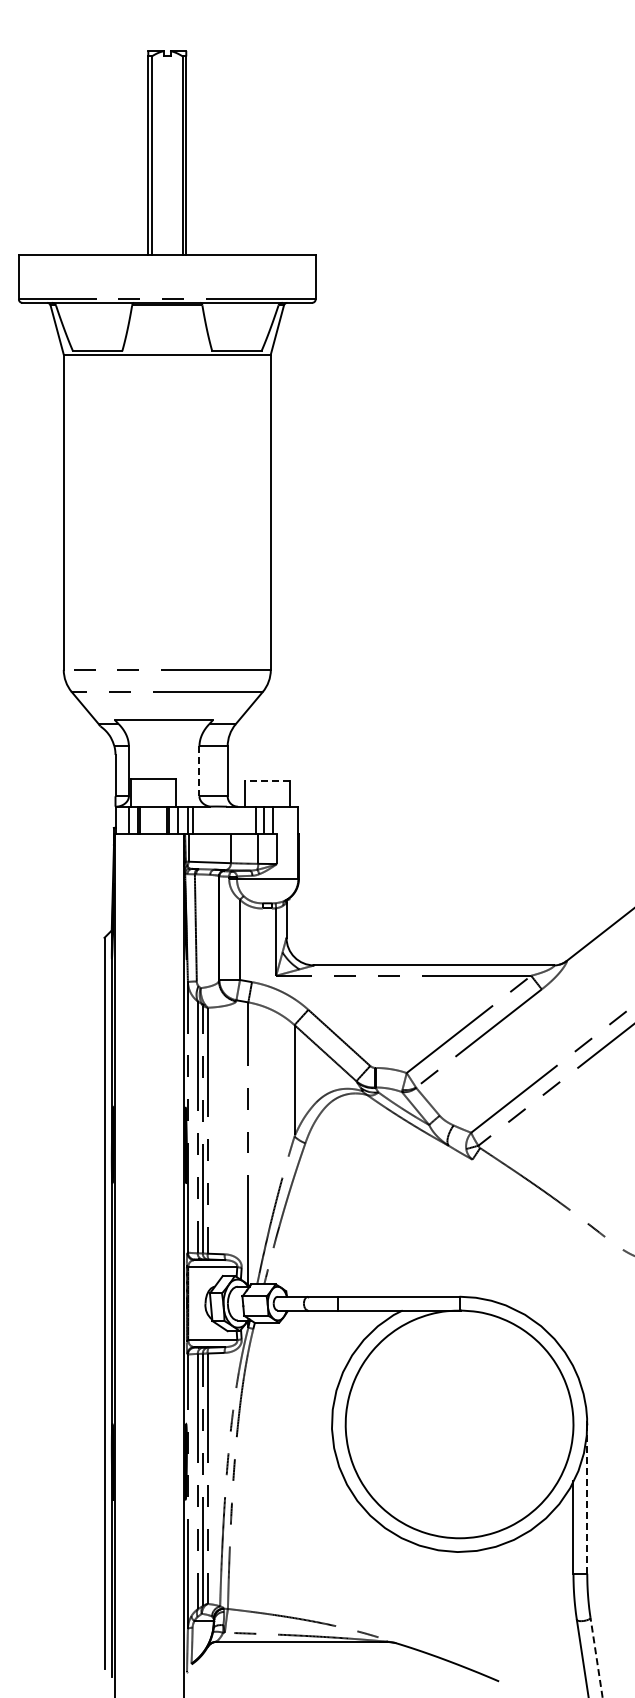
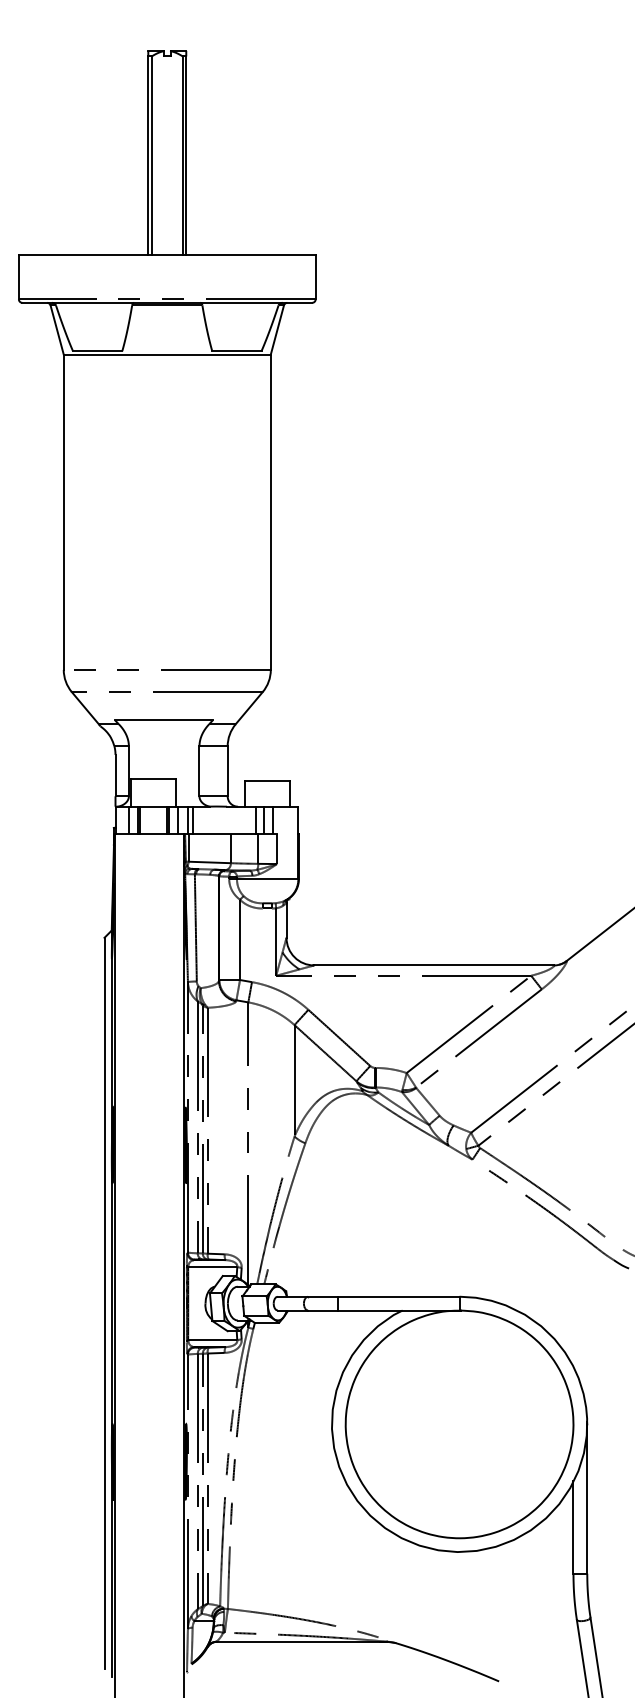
line: dashed -> solid (199, 771)
line: dashed -> solid (266, 780)
part: none -> present (559, 1219)
line: dashed -> solid (587, 1499)
line: dashed -> solid (596, 1657)
